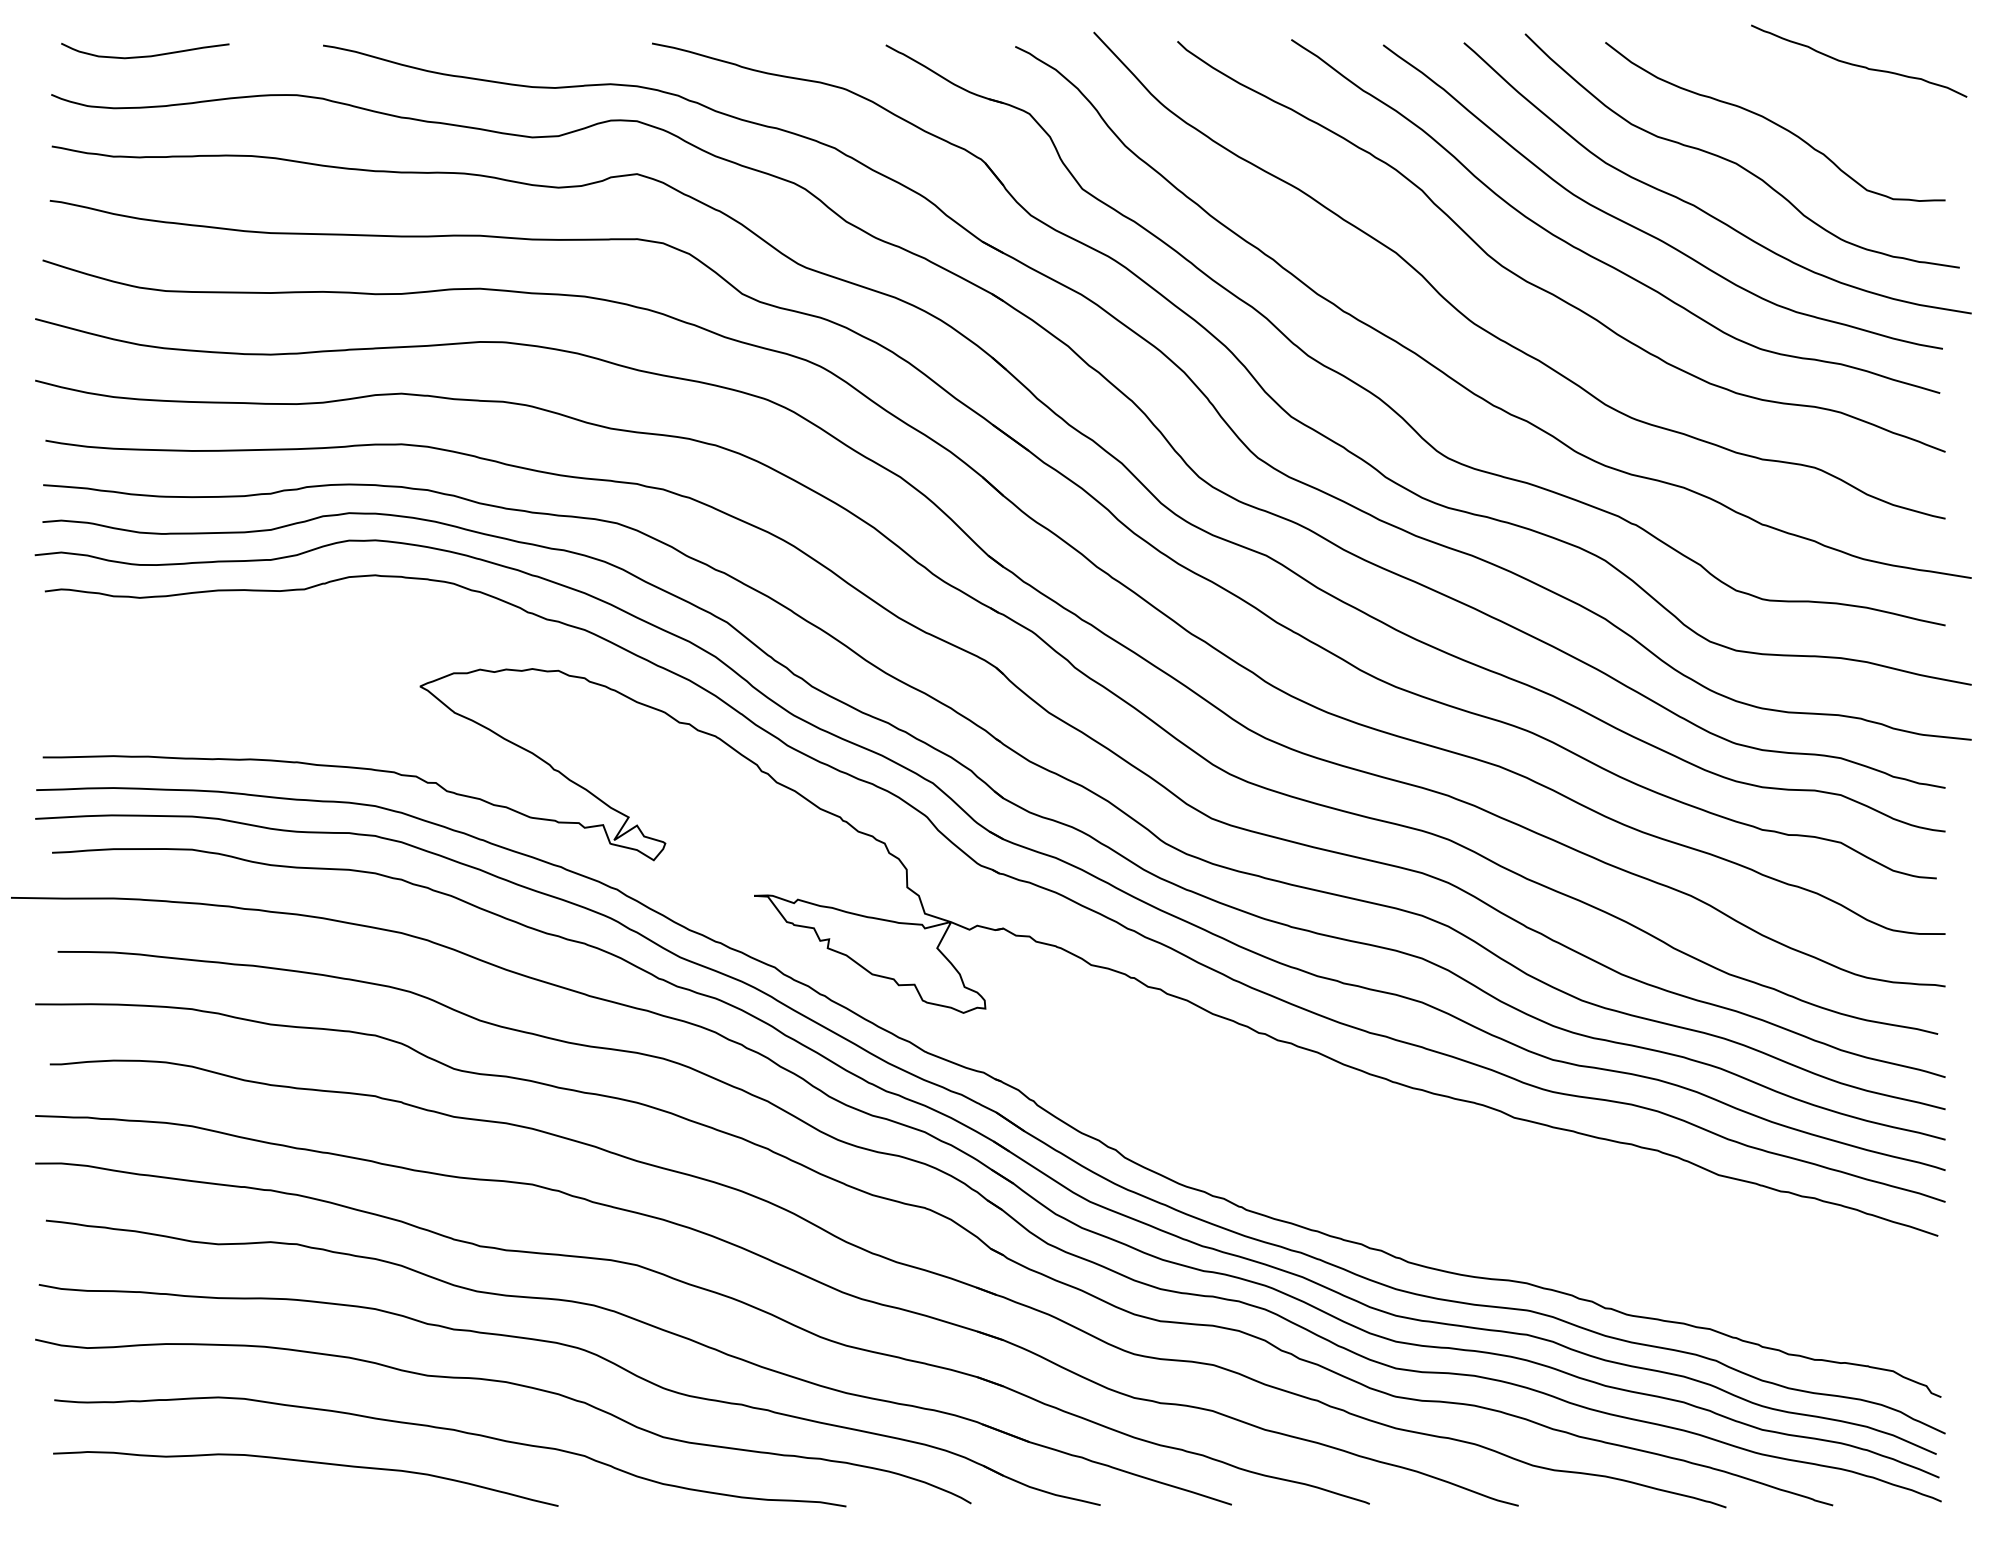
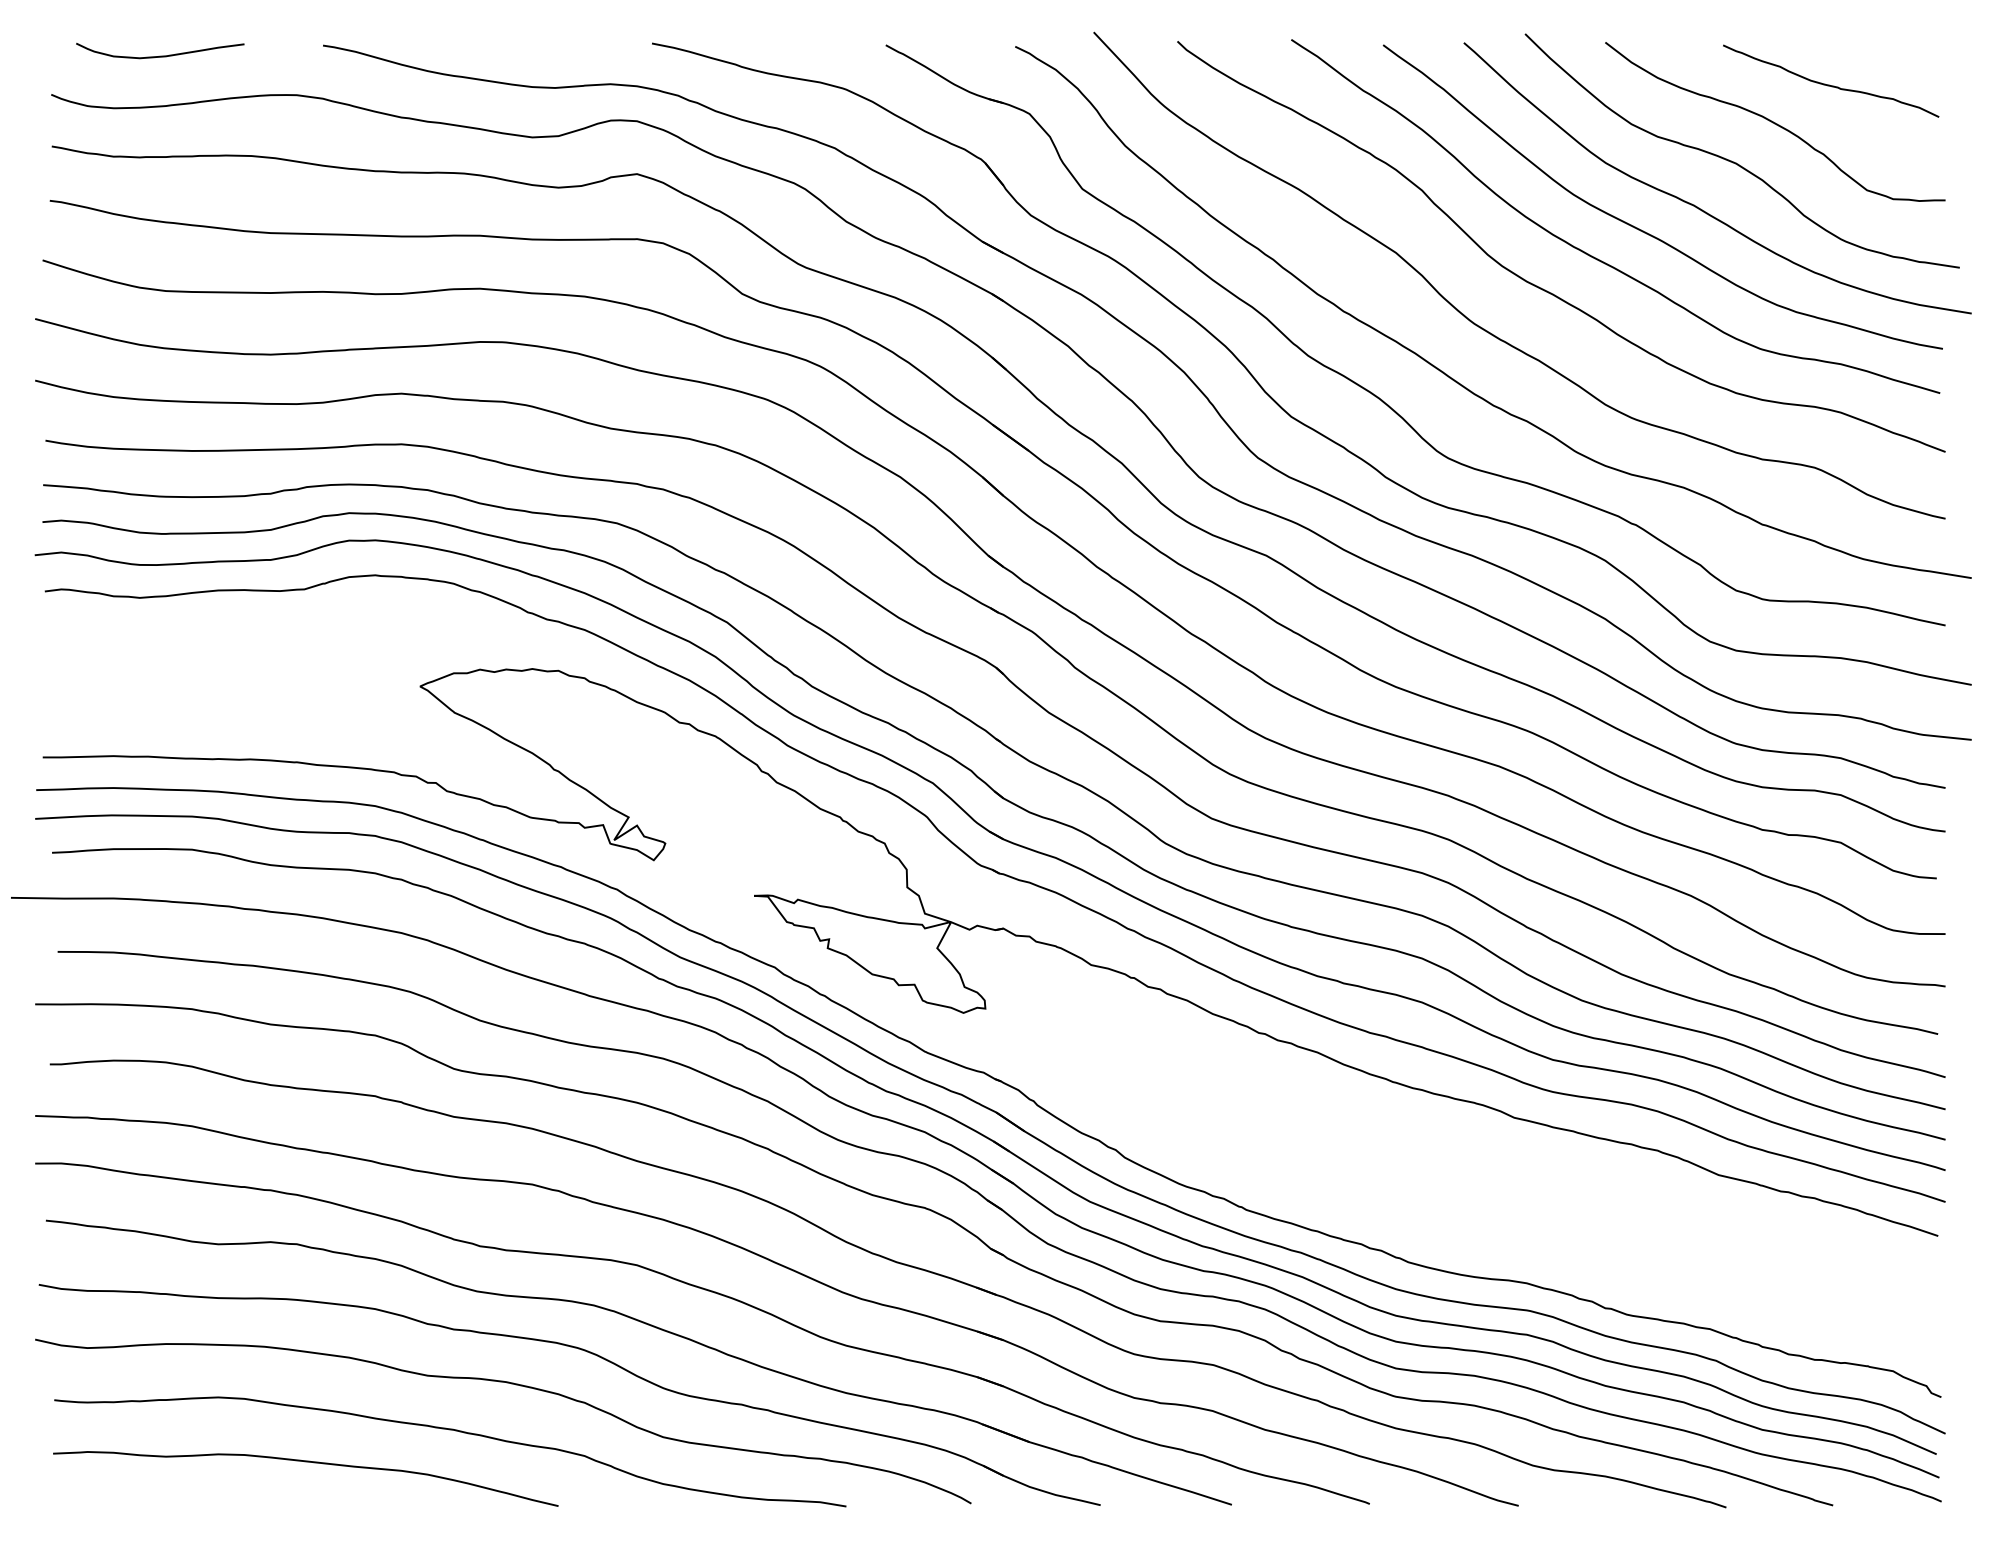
curve position: (145, 55) -> (160, 55) (160, 55)
curve position: (1857, 64) -> (1829, 84) (1829, 84)
